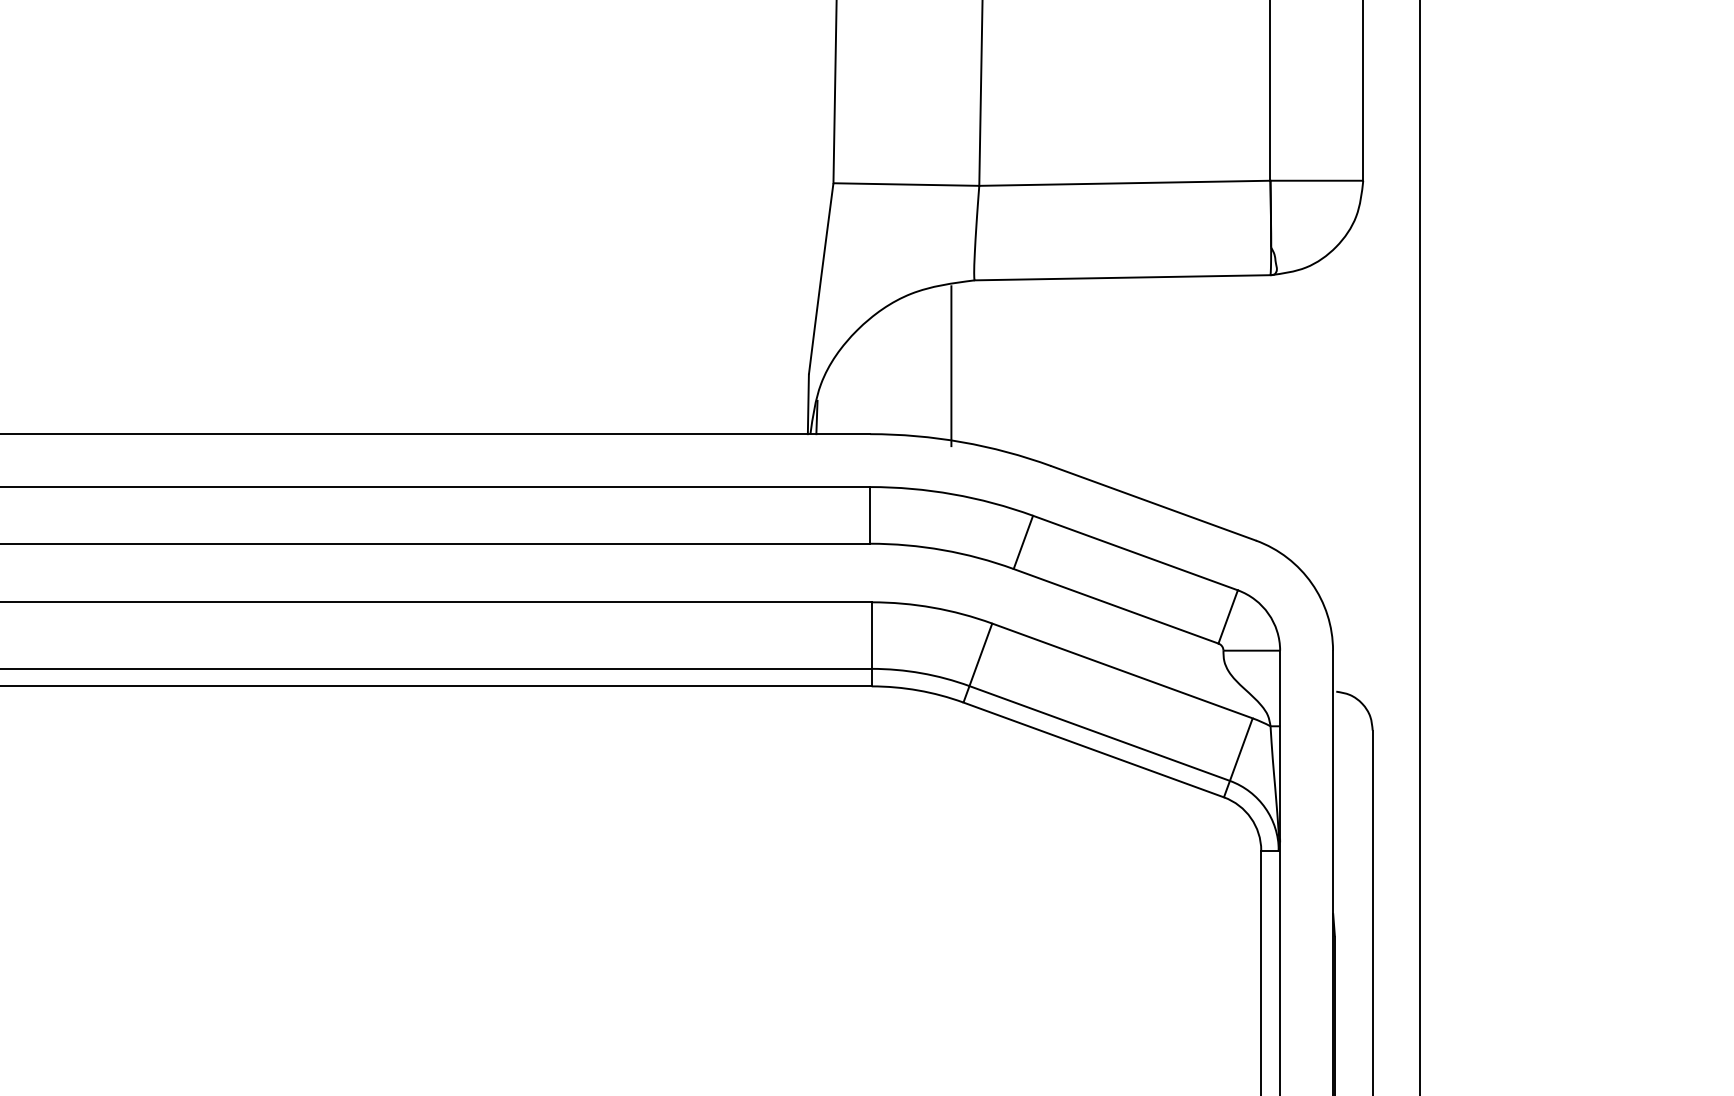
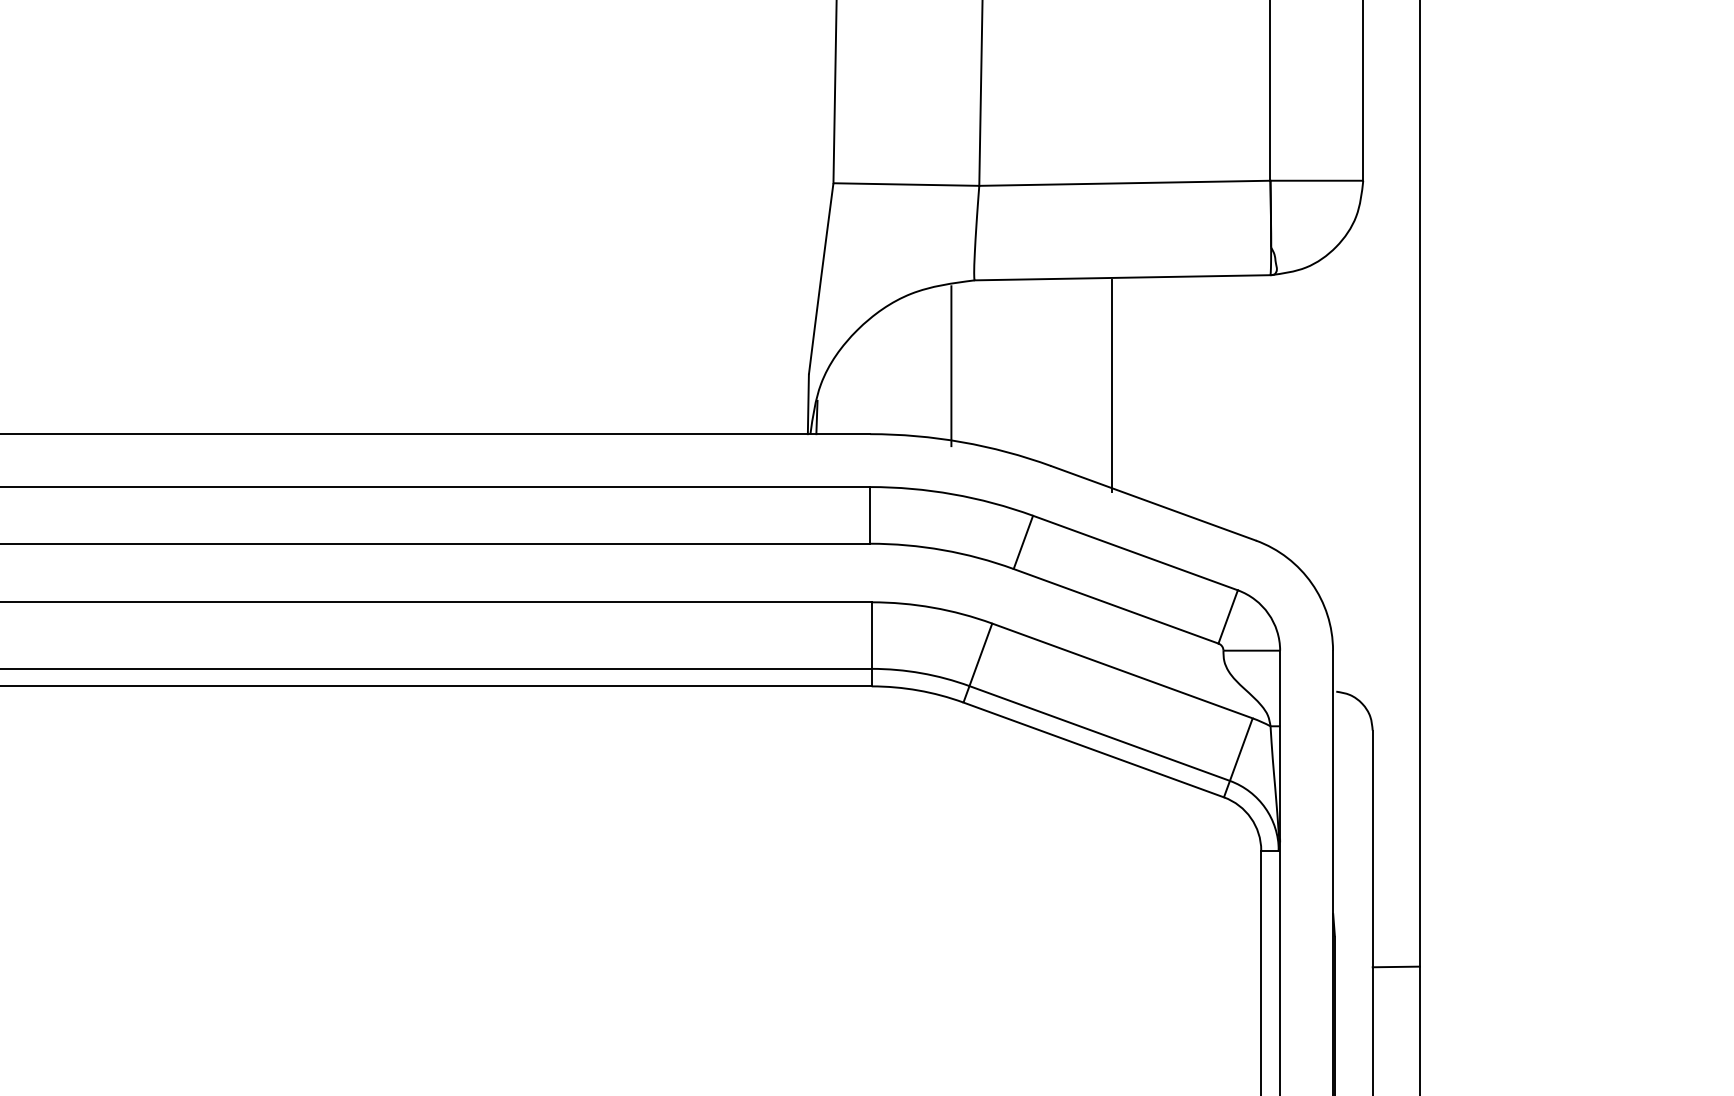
line: none -> present (1111, 385)
line: none -> present (1395, 966)
